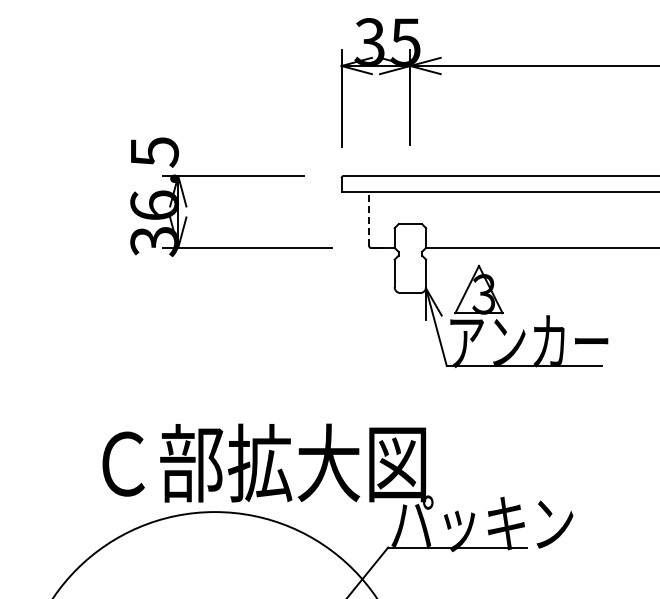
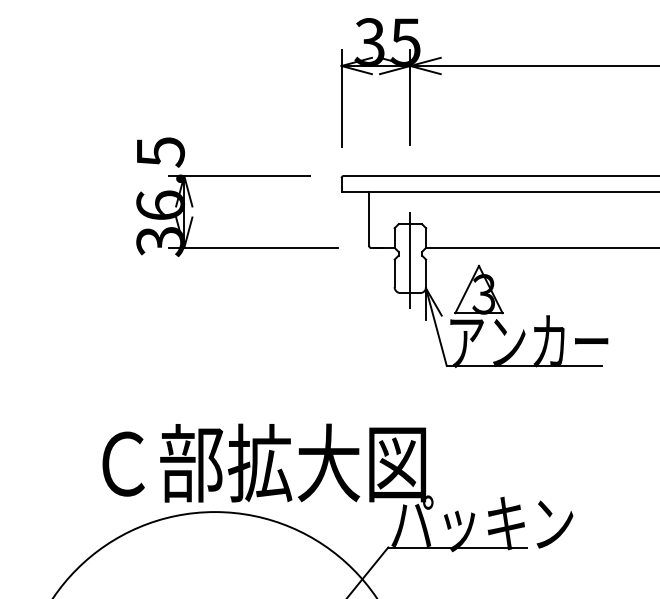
part position: (231, 176) -> (237, 176) (237, 176)
line: dashed -> solid (369, 218)
line: none -> present (410, 260)
